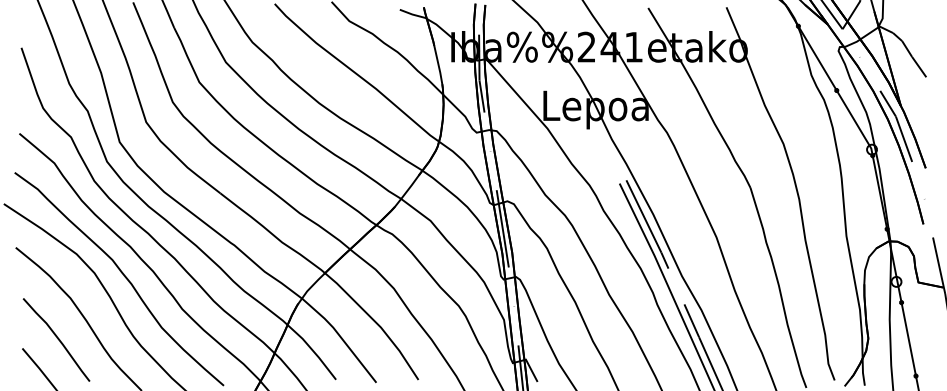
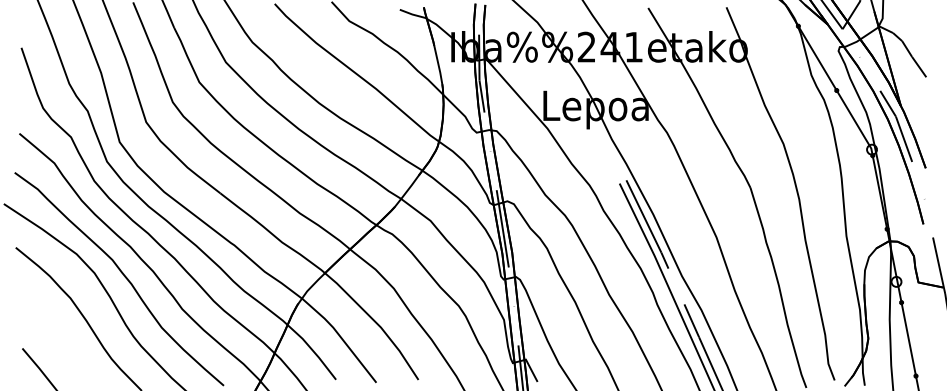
curve: present -> none (56, 338)
